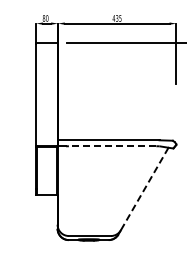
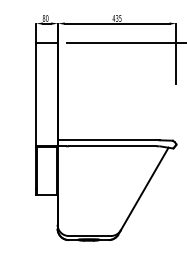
line: dashed -> solid (112, 146)
line: dashed -> solid (144, 189)
